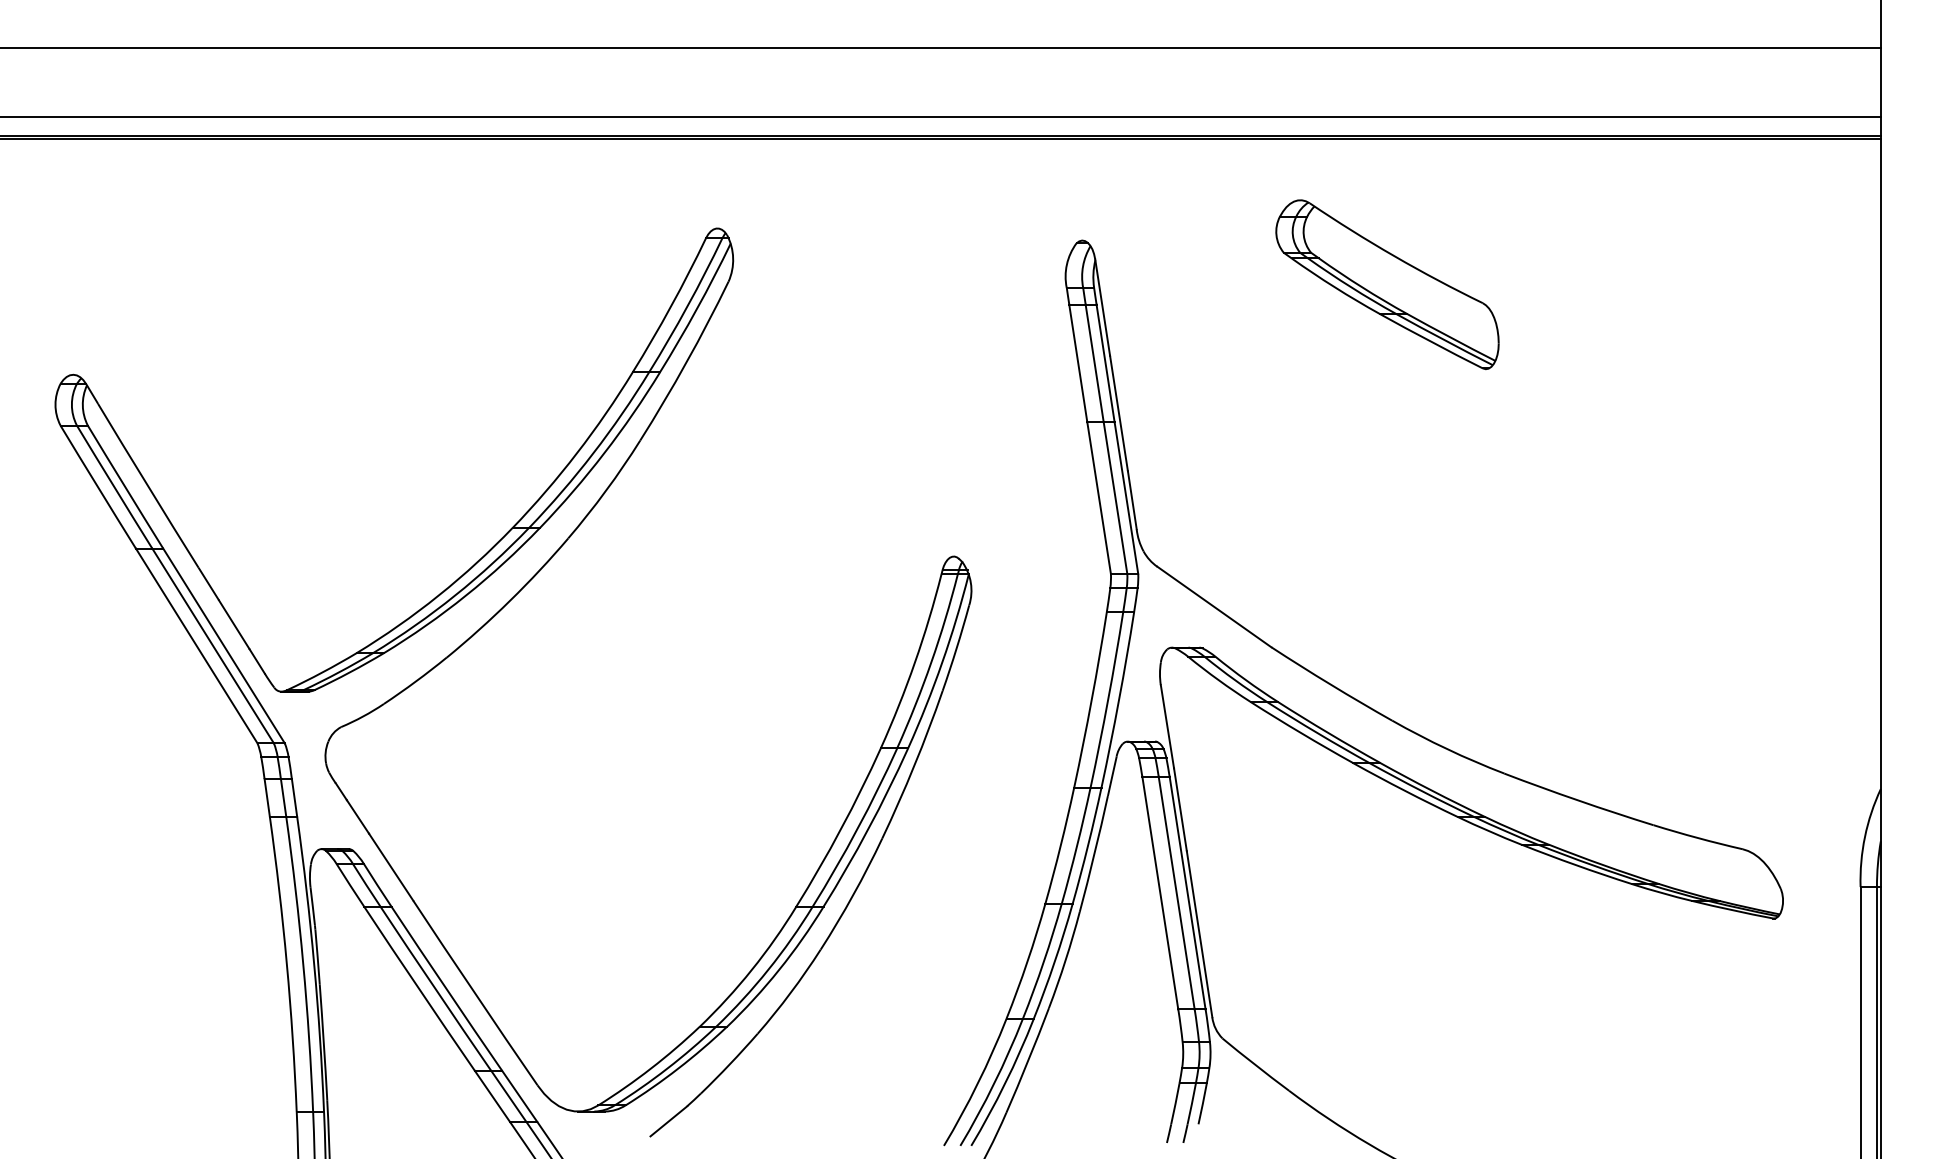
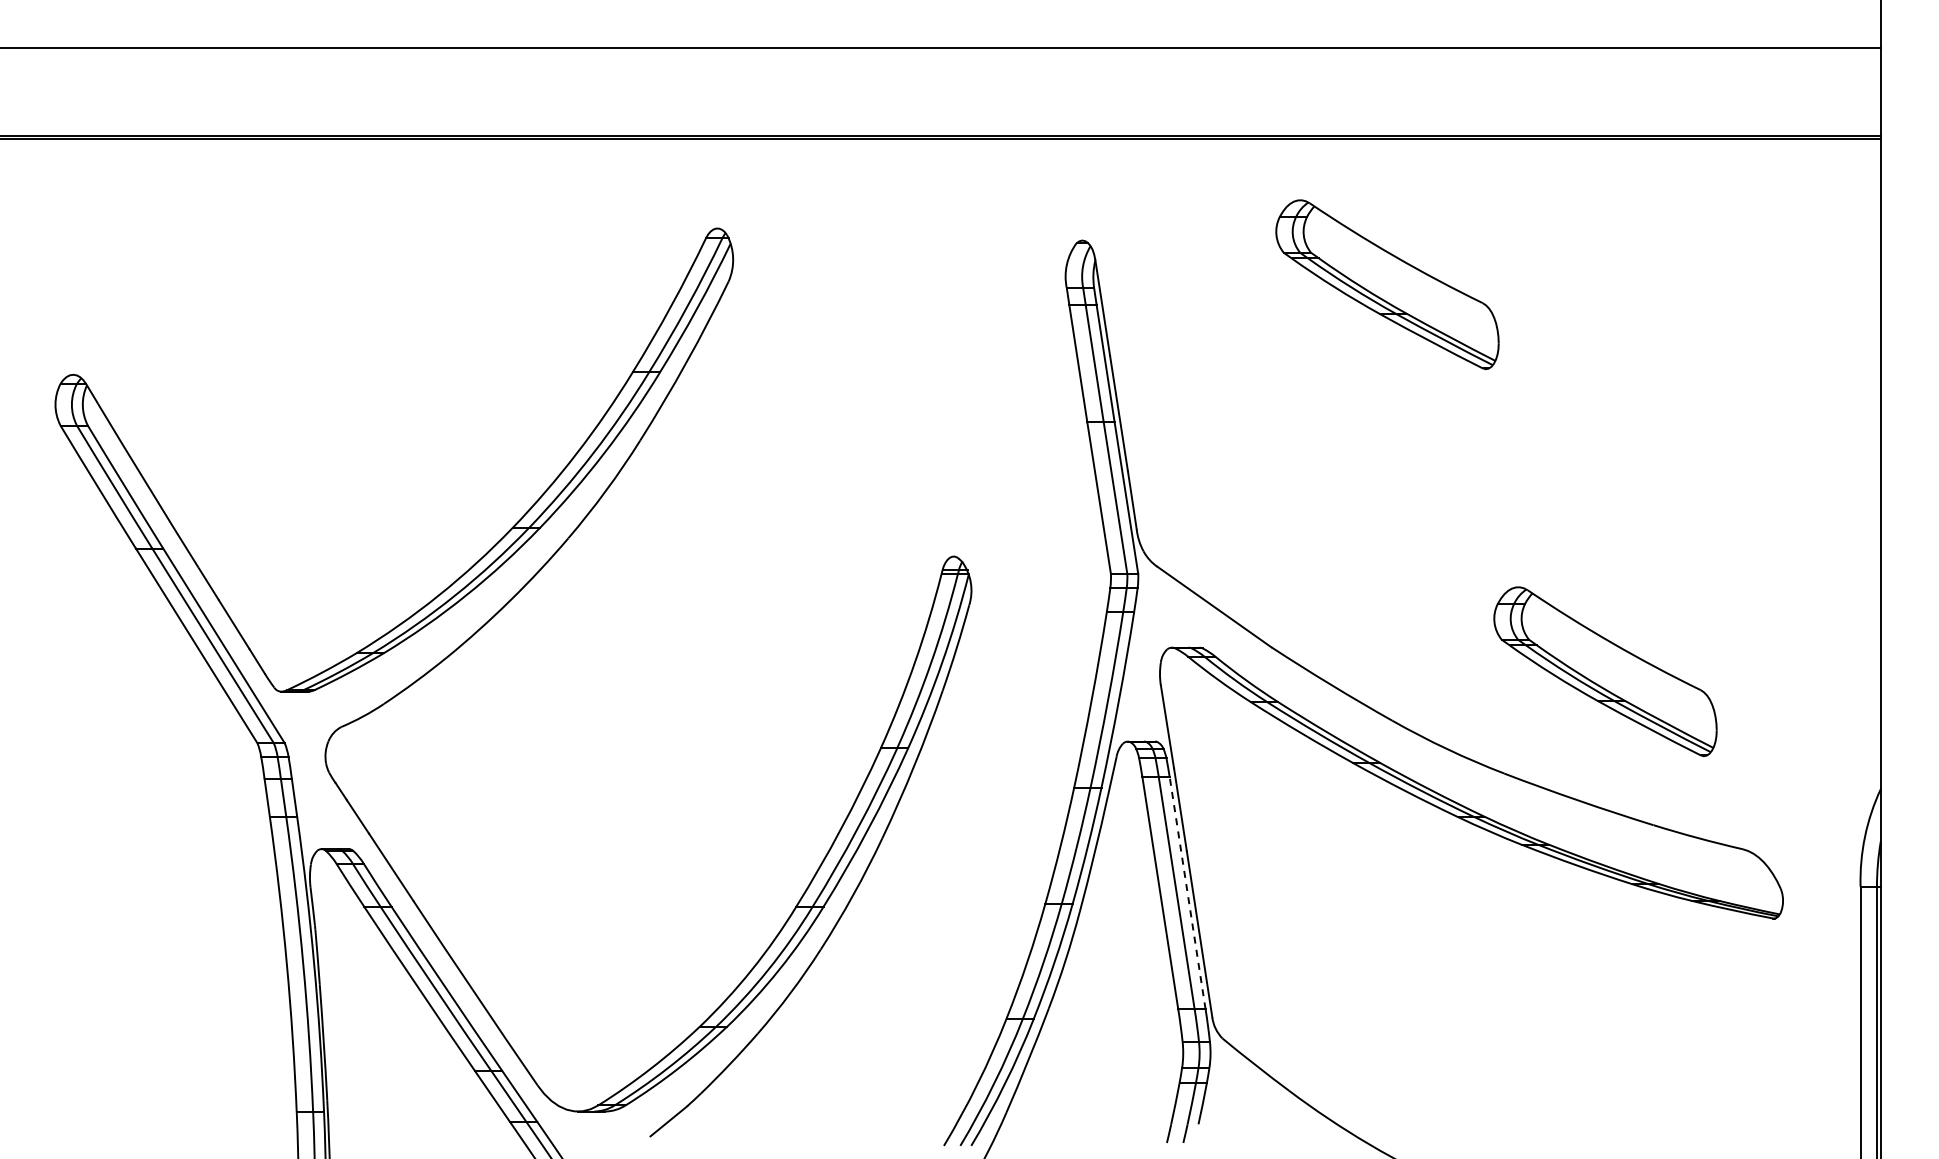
line: present -> none (941, 117)
part: none -> present (1605, 671)
line: solid -> dashed (1187, 893)
